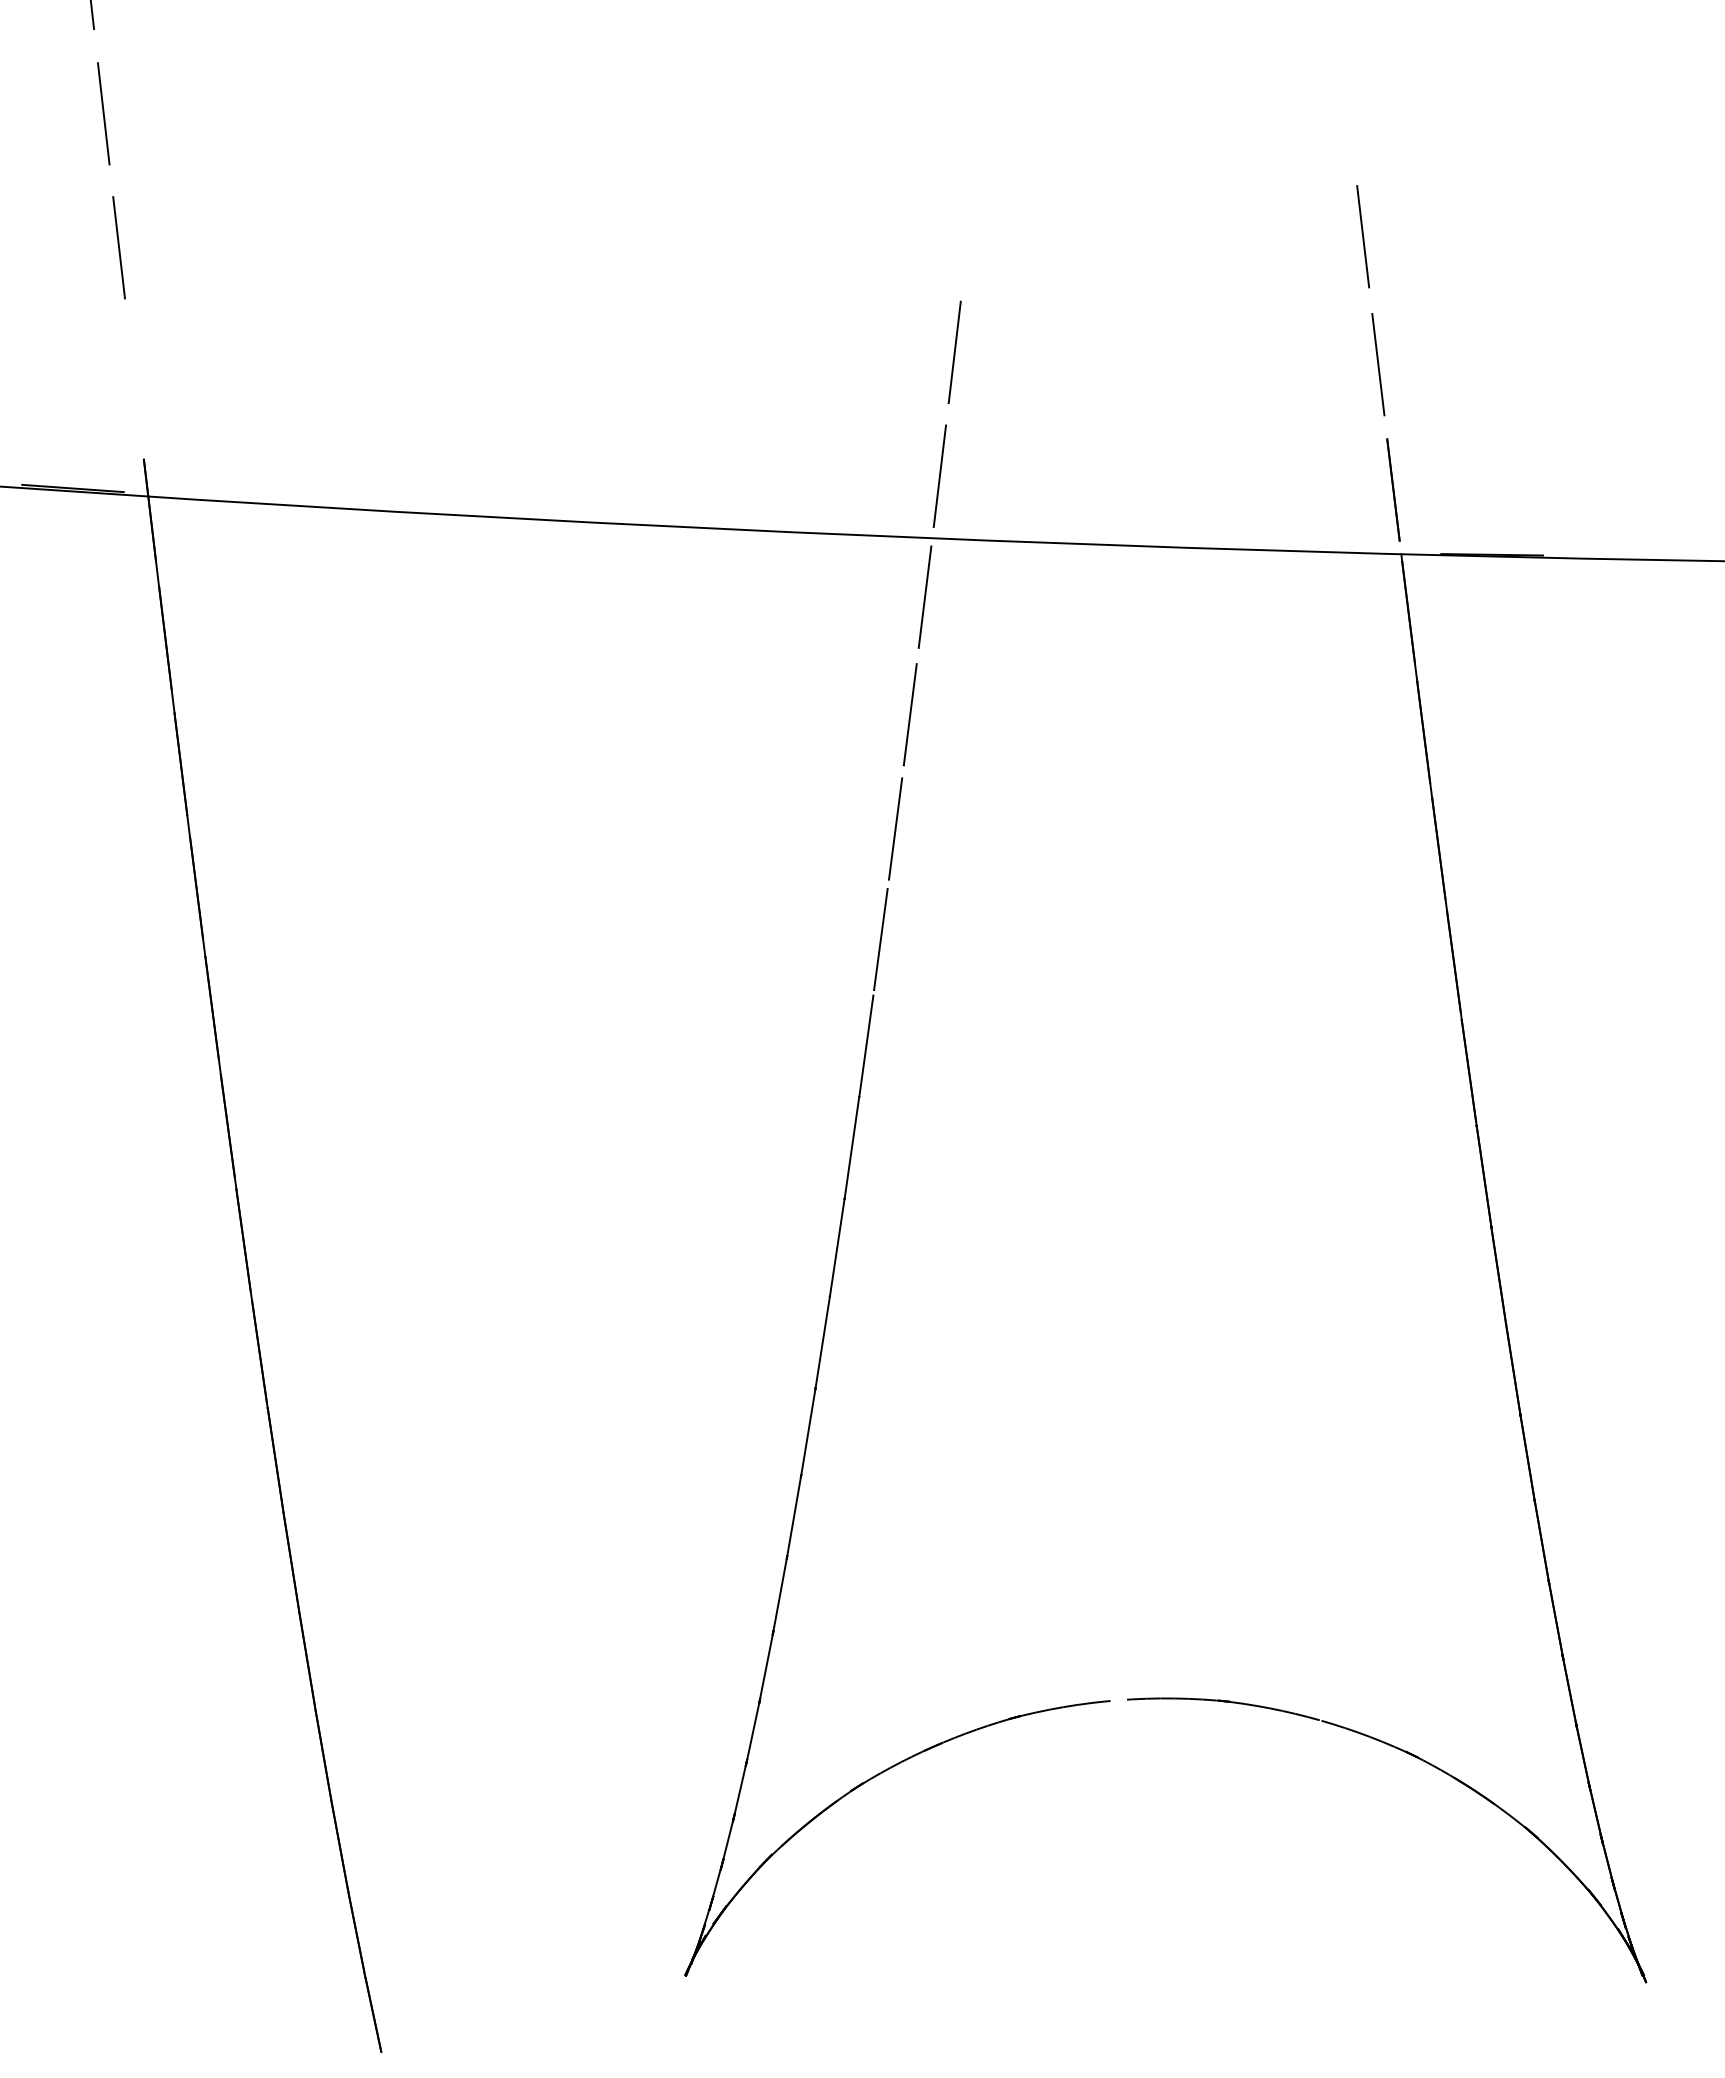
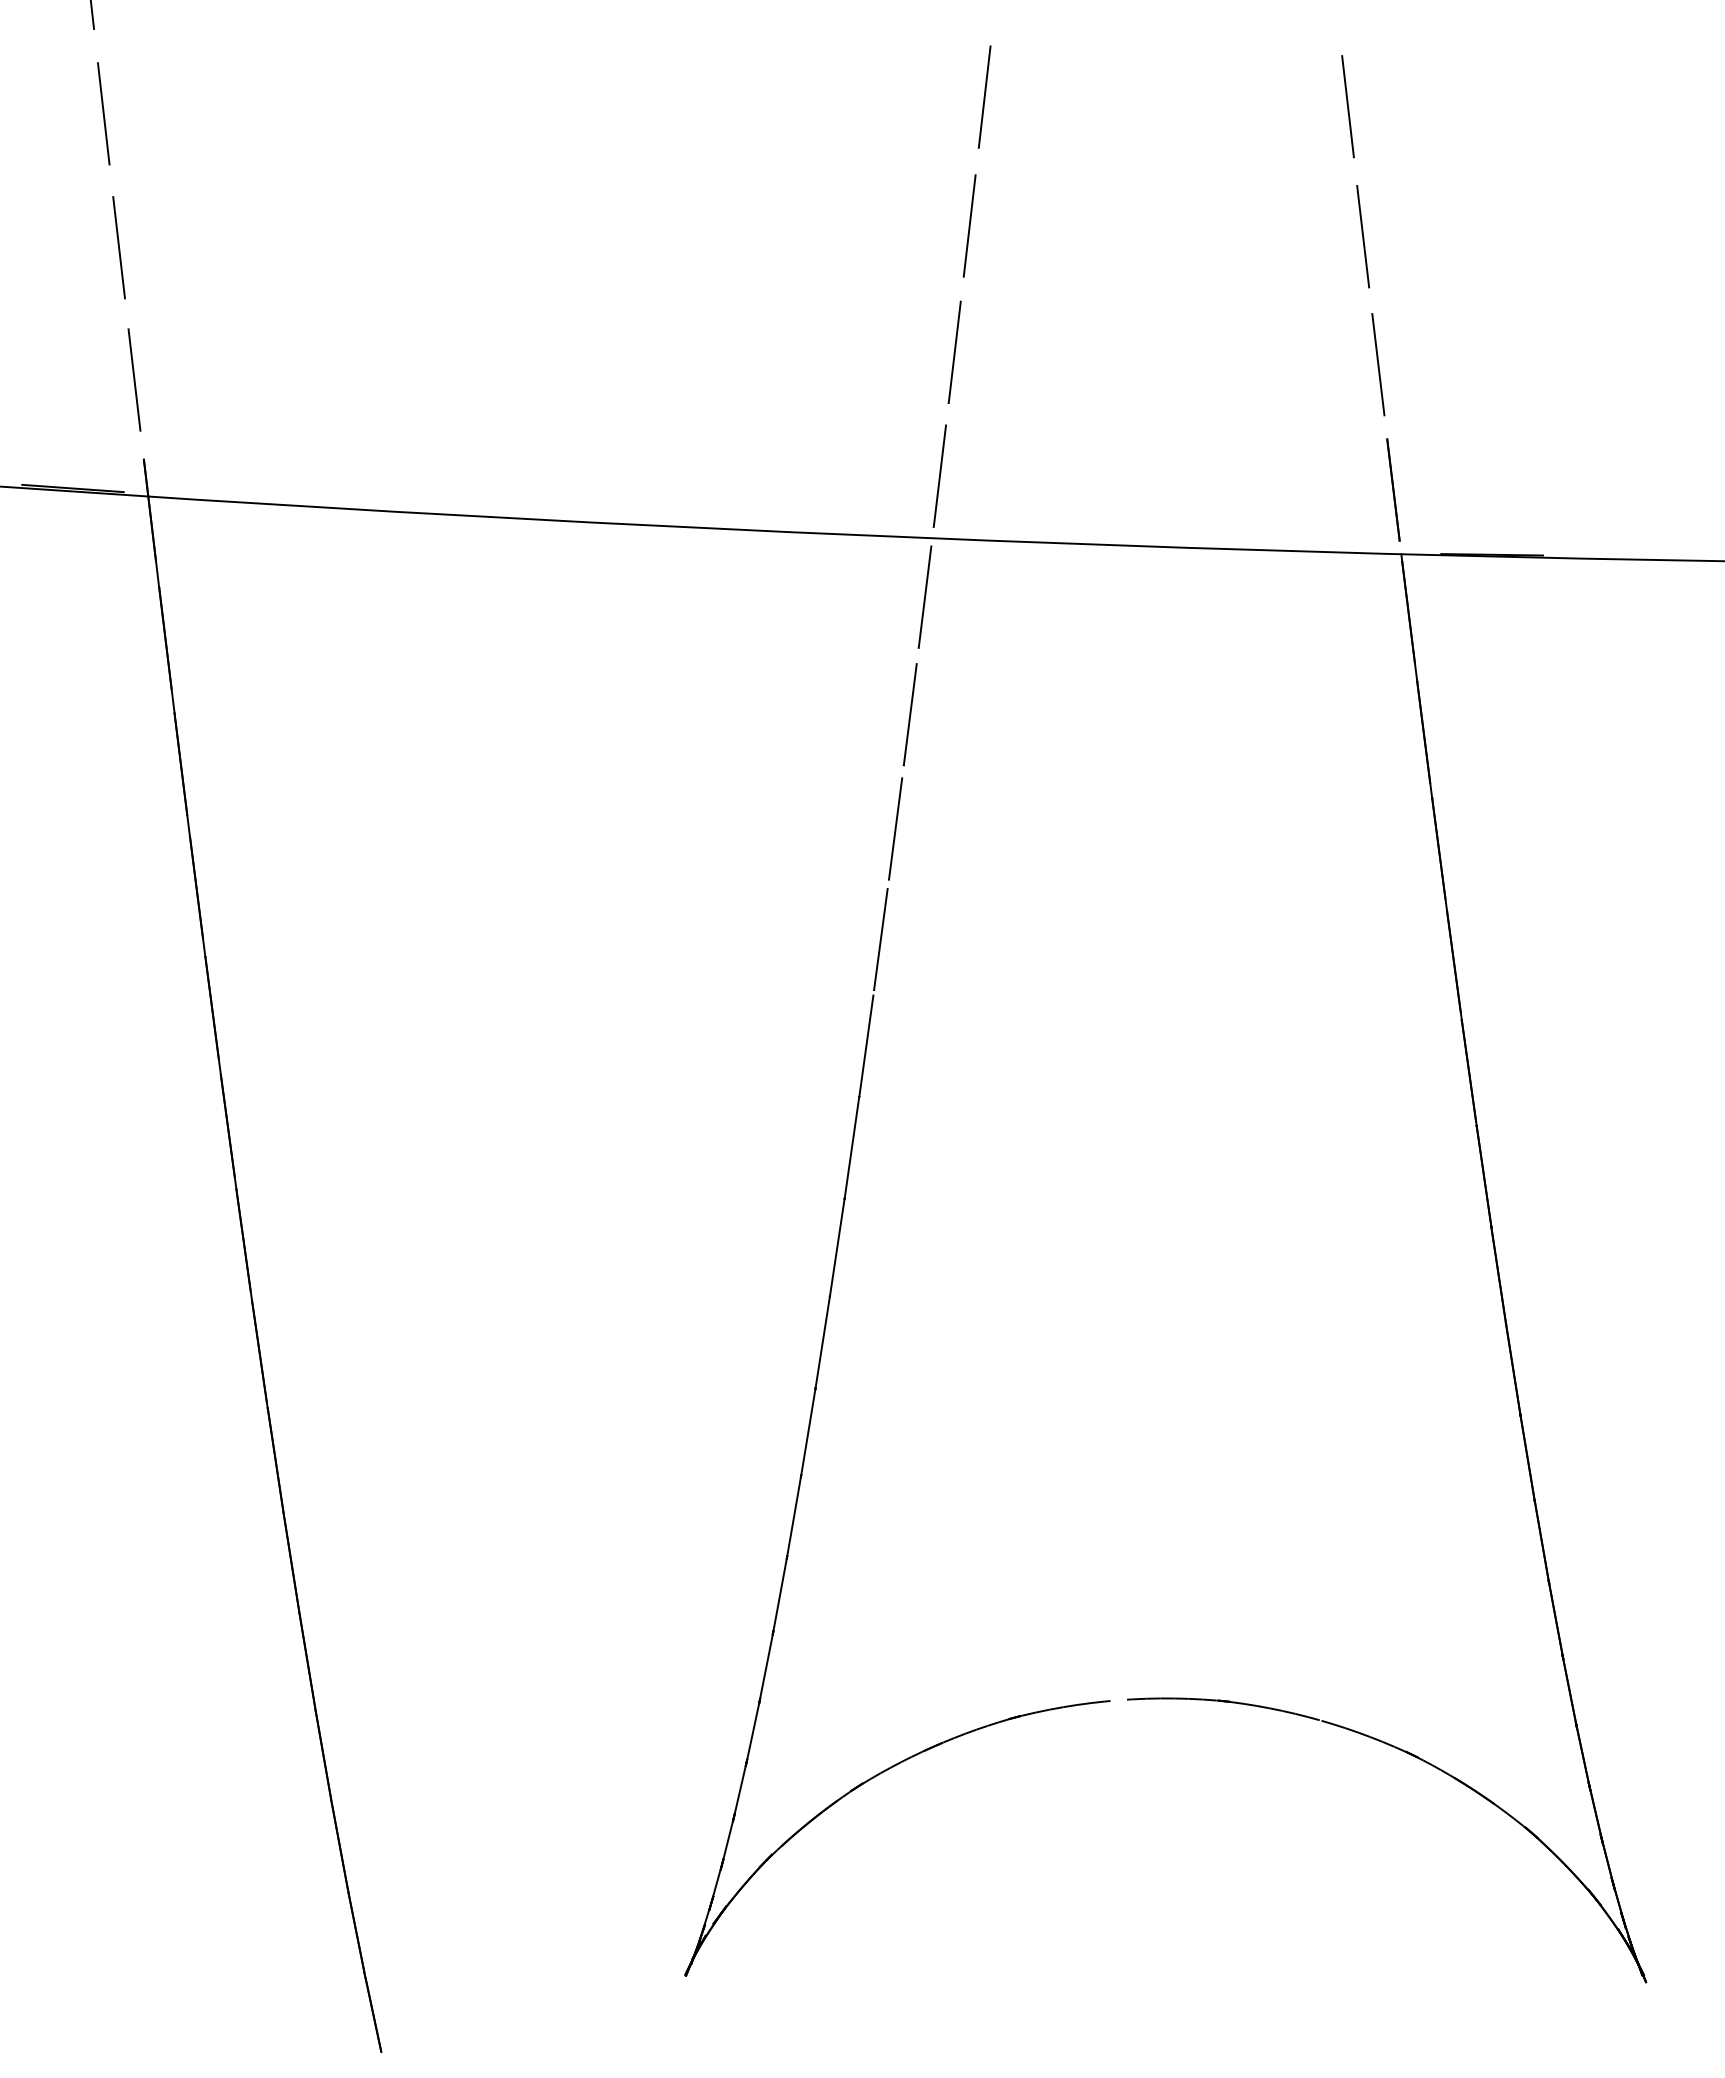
line: none -> present (984, 96)
line: none -> present (1347, 106)
line: none -> present (969, 225)
line: none -> present (134, 379)
